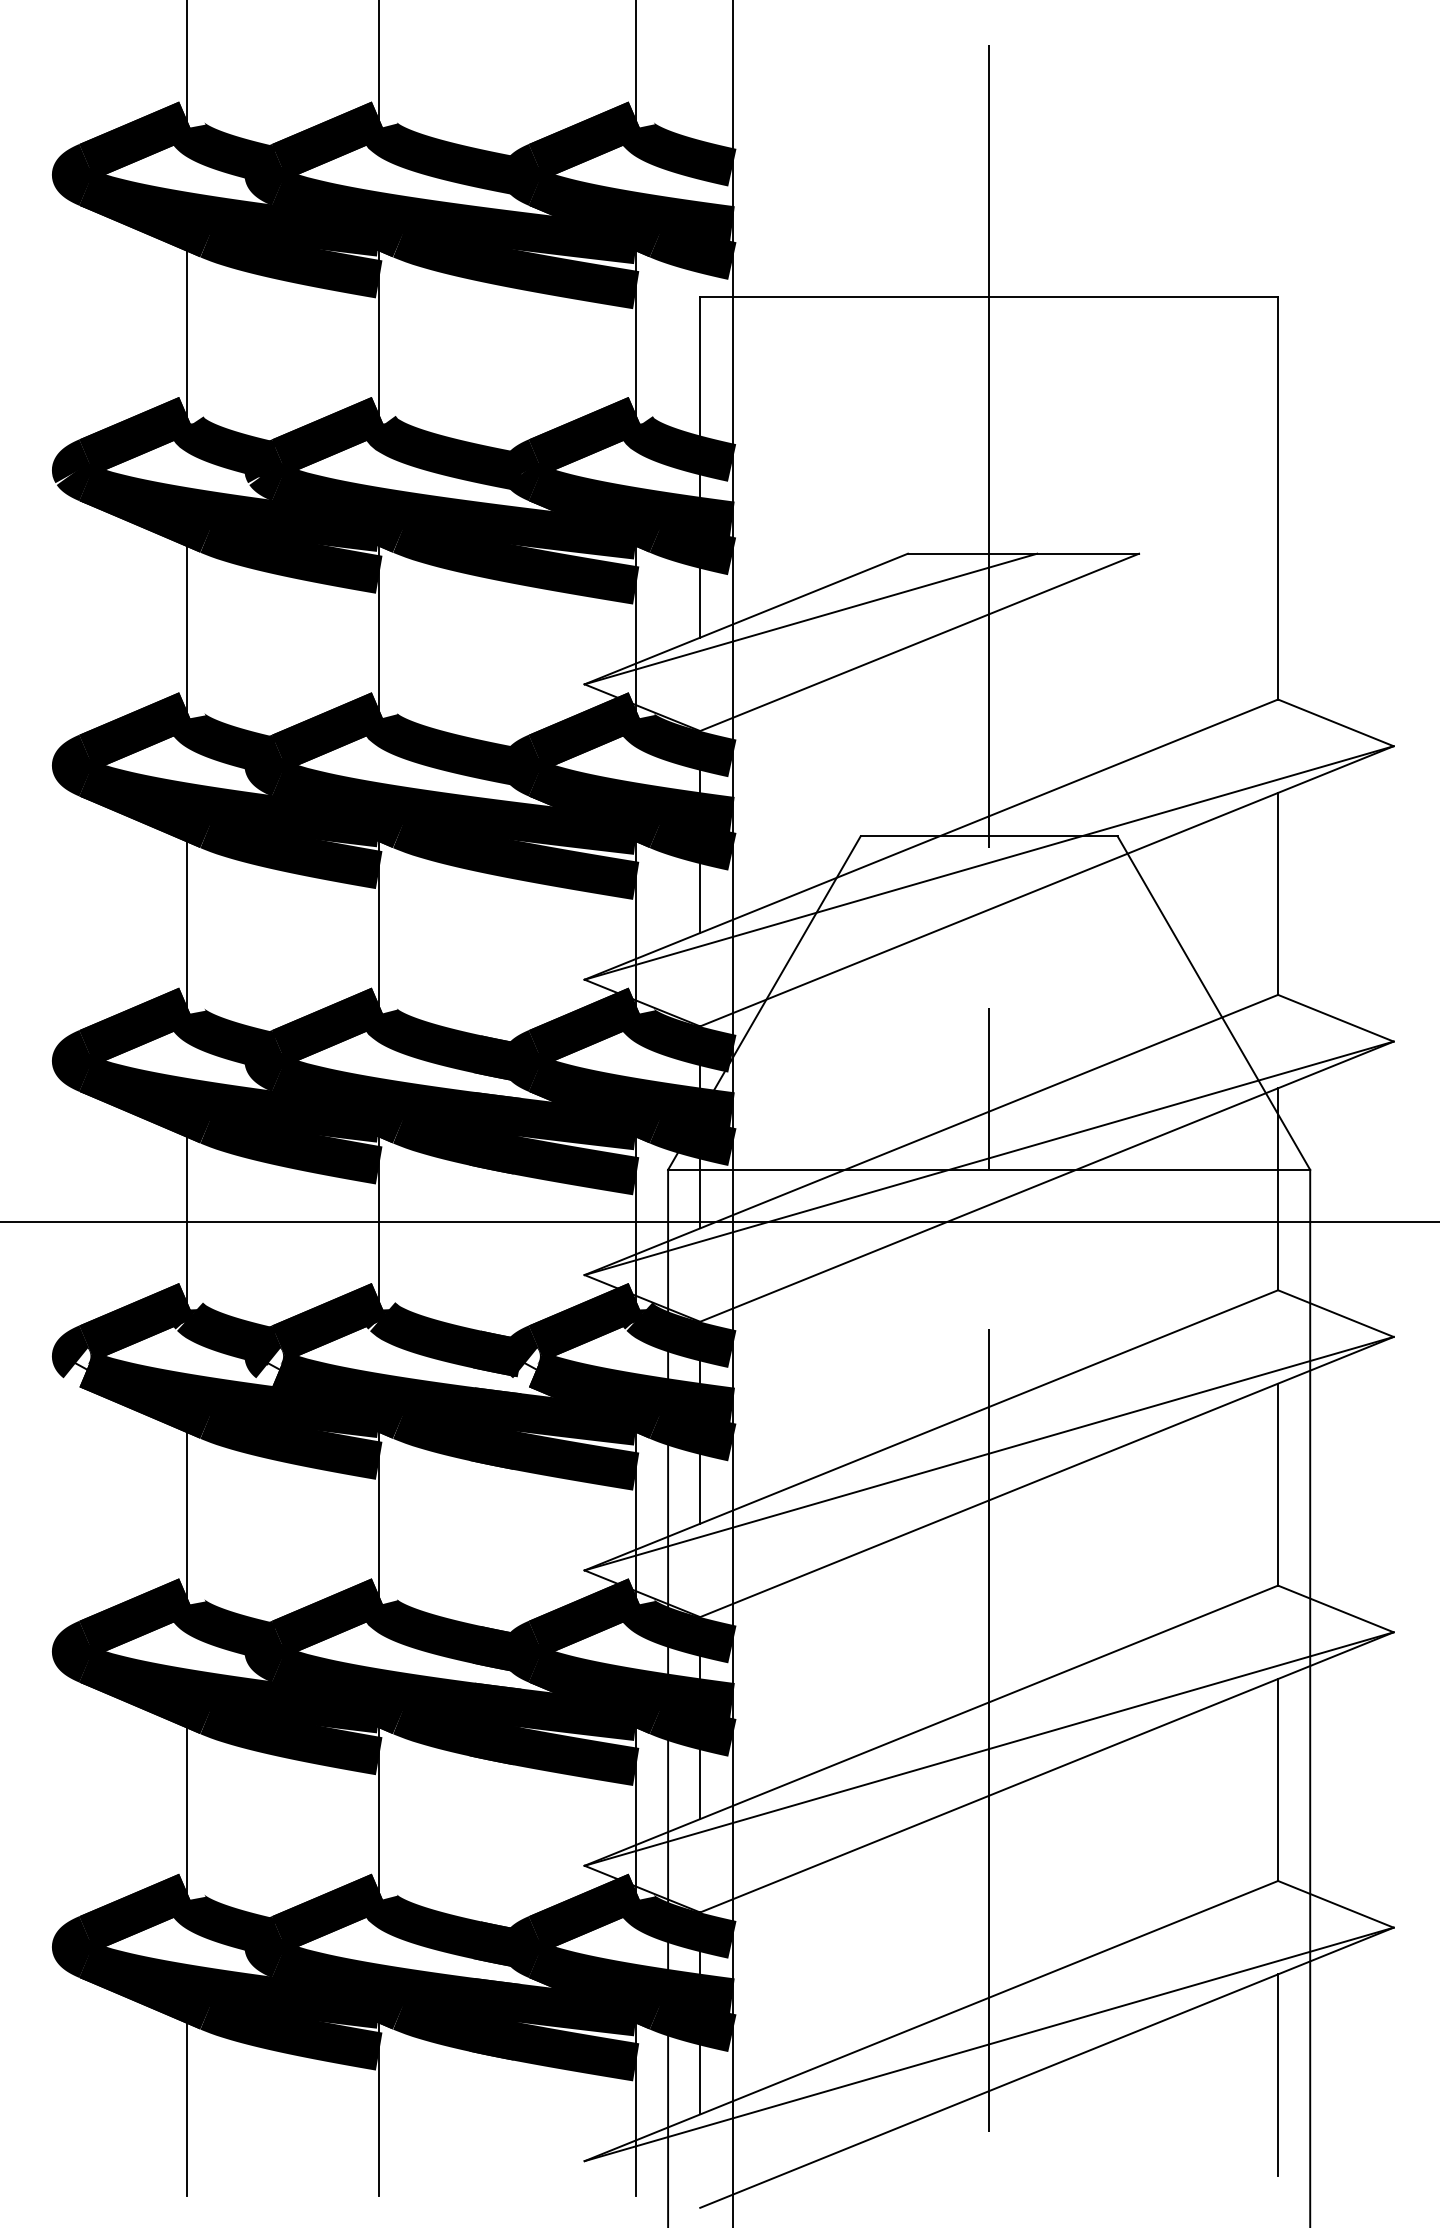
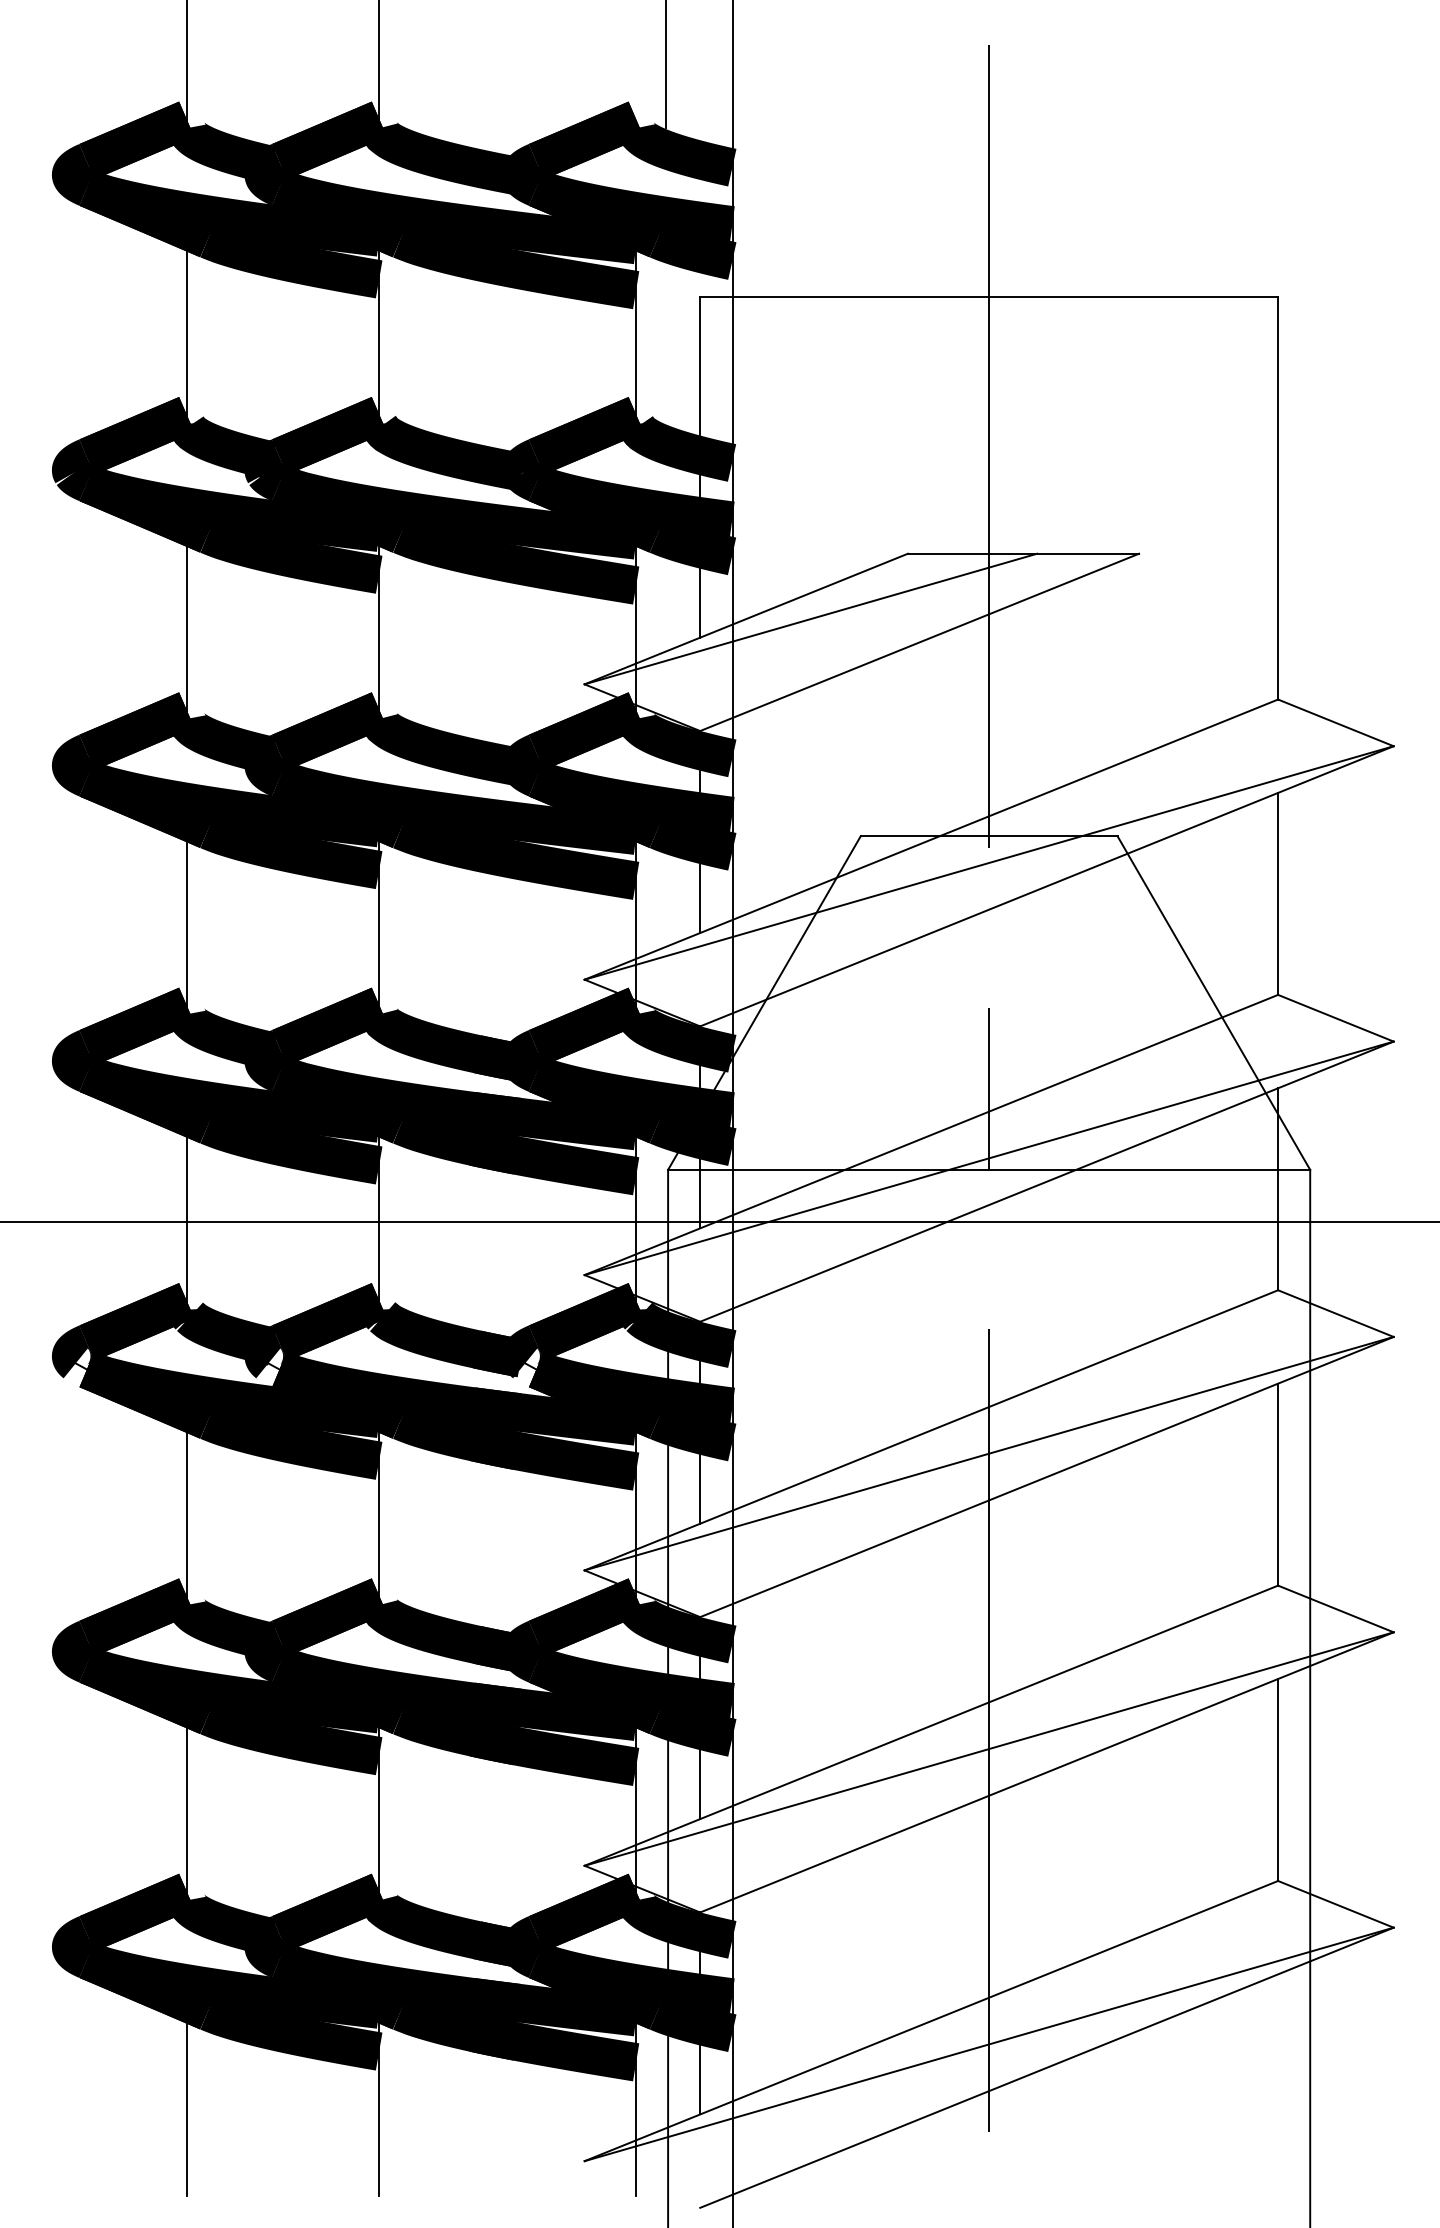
line position: (636, 65) -> (666, 65) (666, 65)
line: present -> none (1278, 2075)
